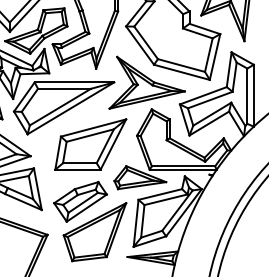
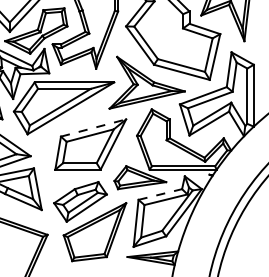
line: solid -> dashed (93, 128)
line: solid -> dashed (160, 194)
